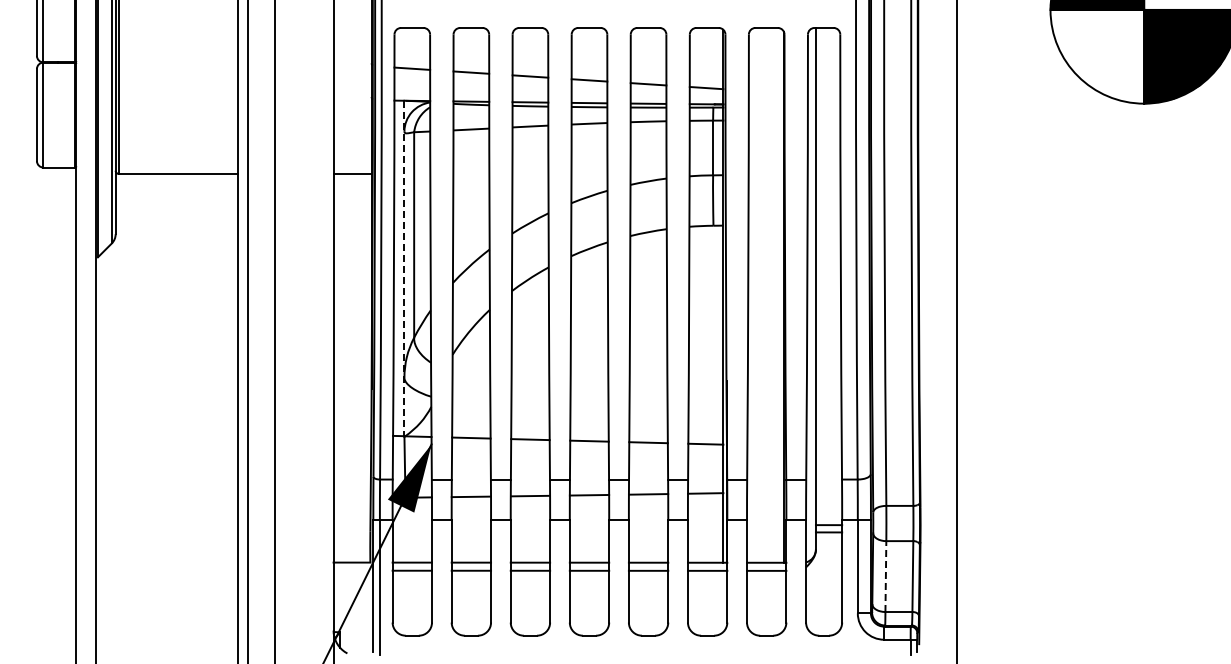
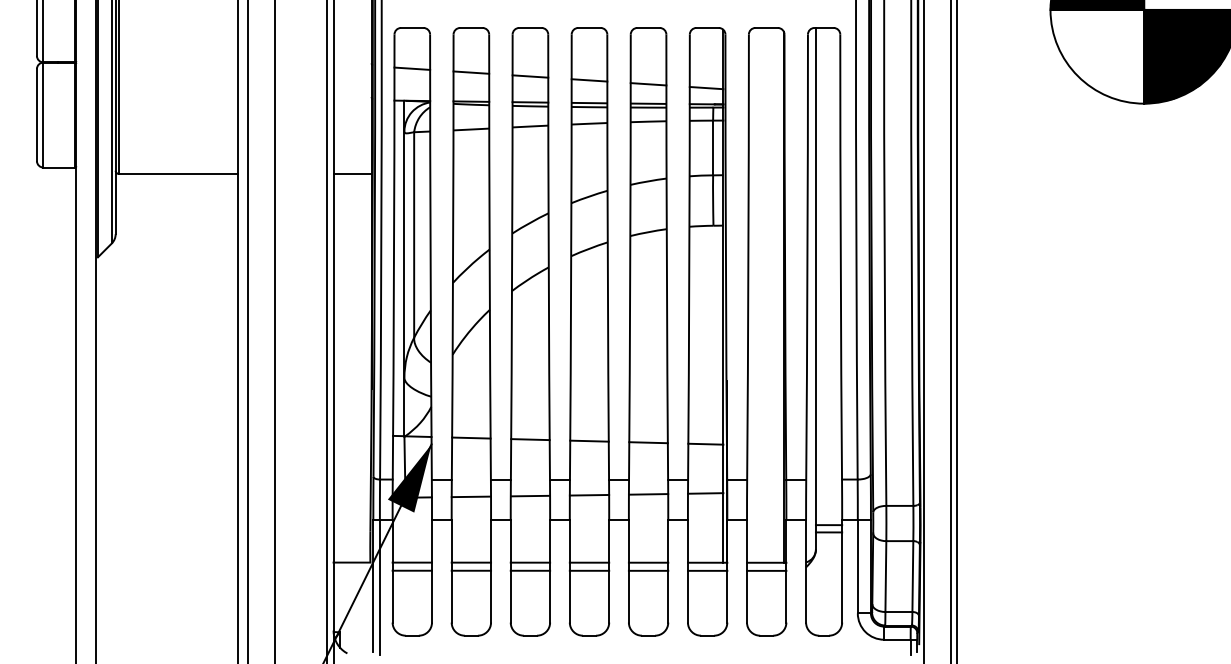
line: dashed -> solid (404, 268)
line: none -> present (327, 331)
line: none -> present (924, 331)
line: none -> present (950, 331)
line: dashed -> solid (885, 576)
